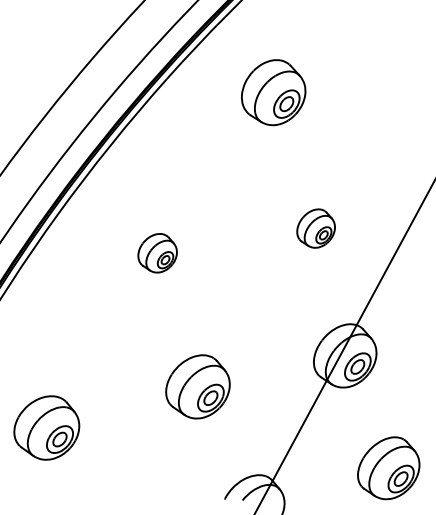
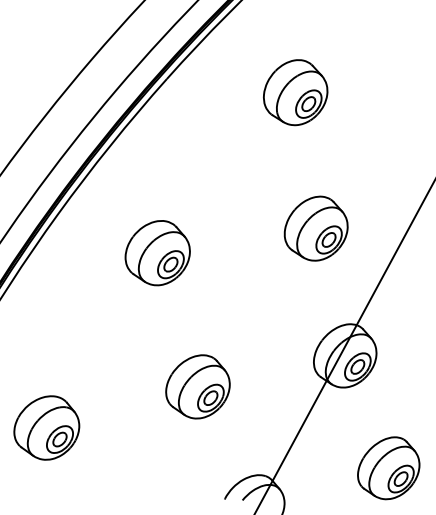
part position: (273, 92) -> (295, 92) (295, 92)
part size: 40x41 px -> 66x67 px (315, 228)
part size: 41x41 px -> 67x67 px (157, 253)
